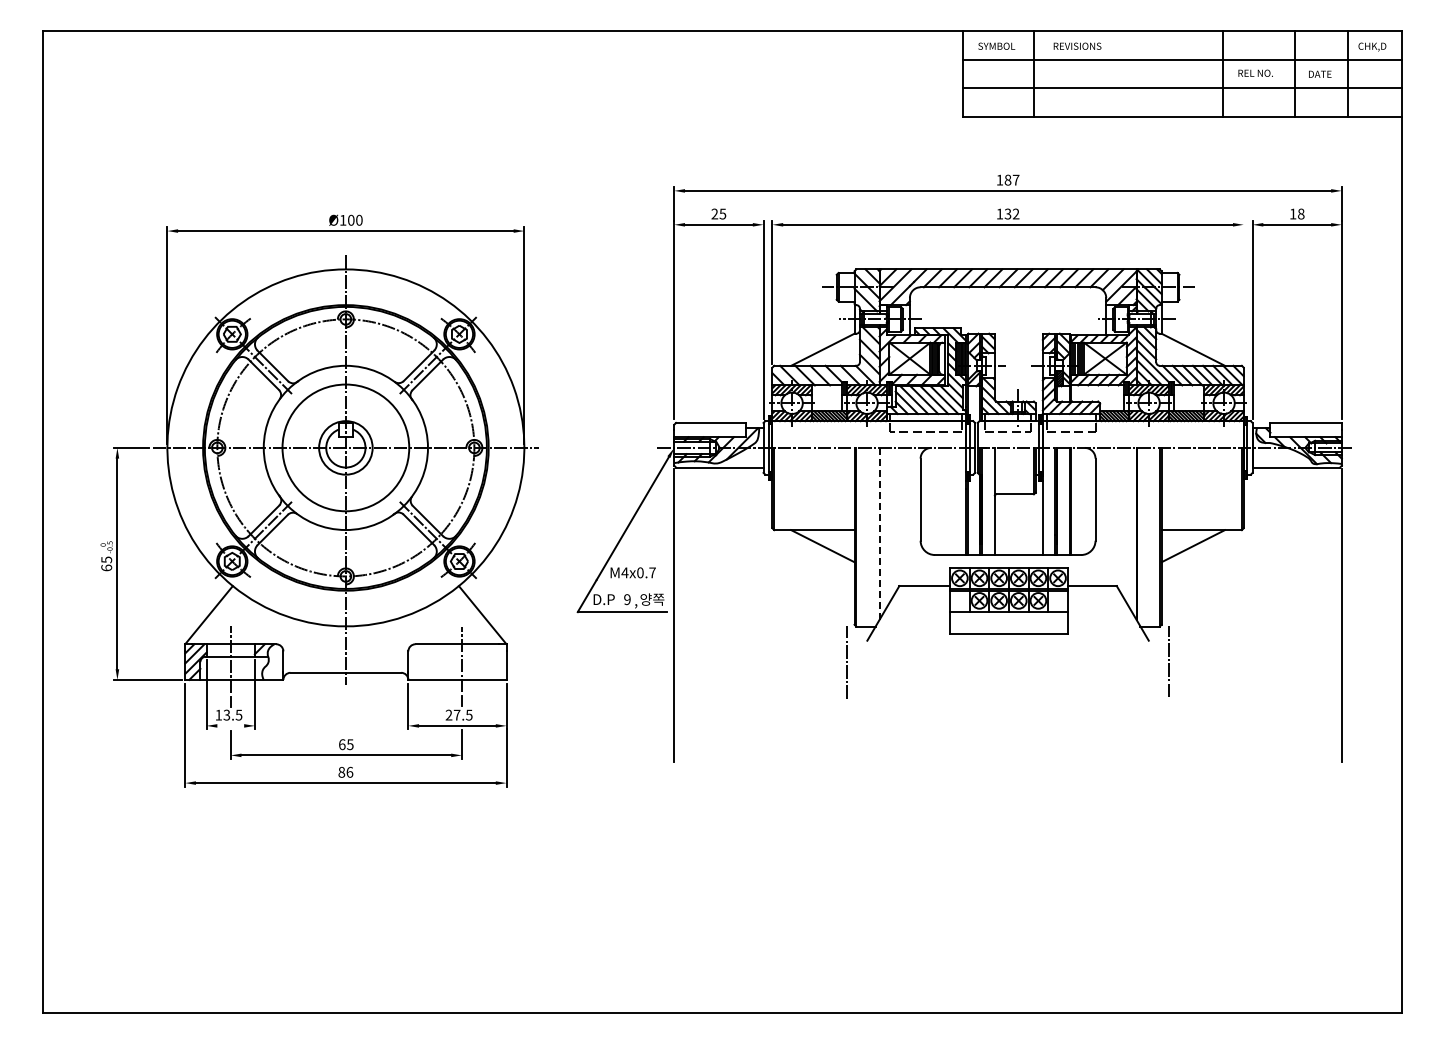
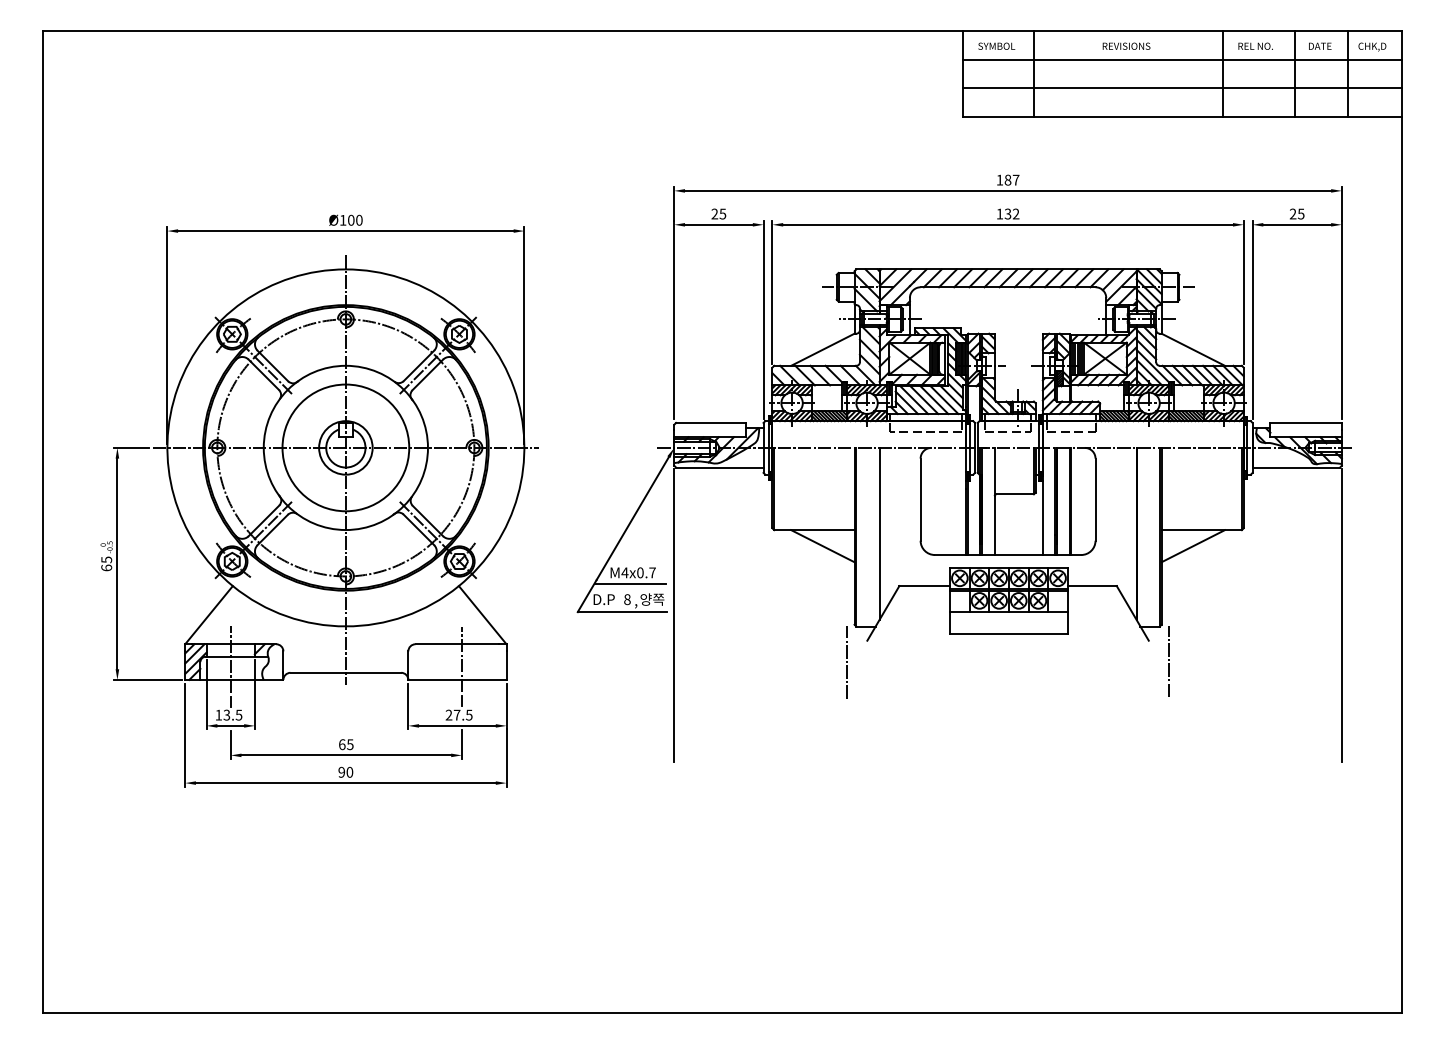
text position: (1077, 45) -> (1126, 45) (1126, 45)
text position: (1255, 72) -> (1255, 45) (1255, 45)
text position: (1320, 73) -> (1320, 45) (1320, 45)
text: 18 -> 25 (1296, 213)
line: none -> present (1243, 292)
line: dashed -> solid (879, 533)
line: none -> present (630, 583)
text: 9 -> 8 (627, 599)
line: none -> present (230, 725)
text: 86 -> 90 (345, 772)
